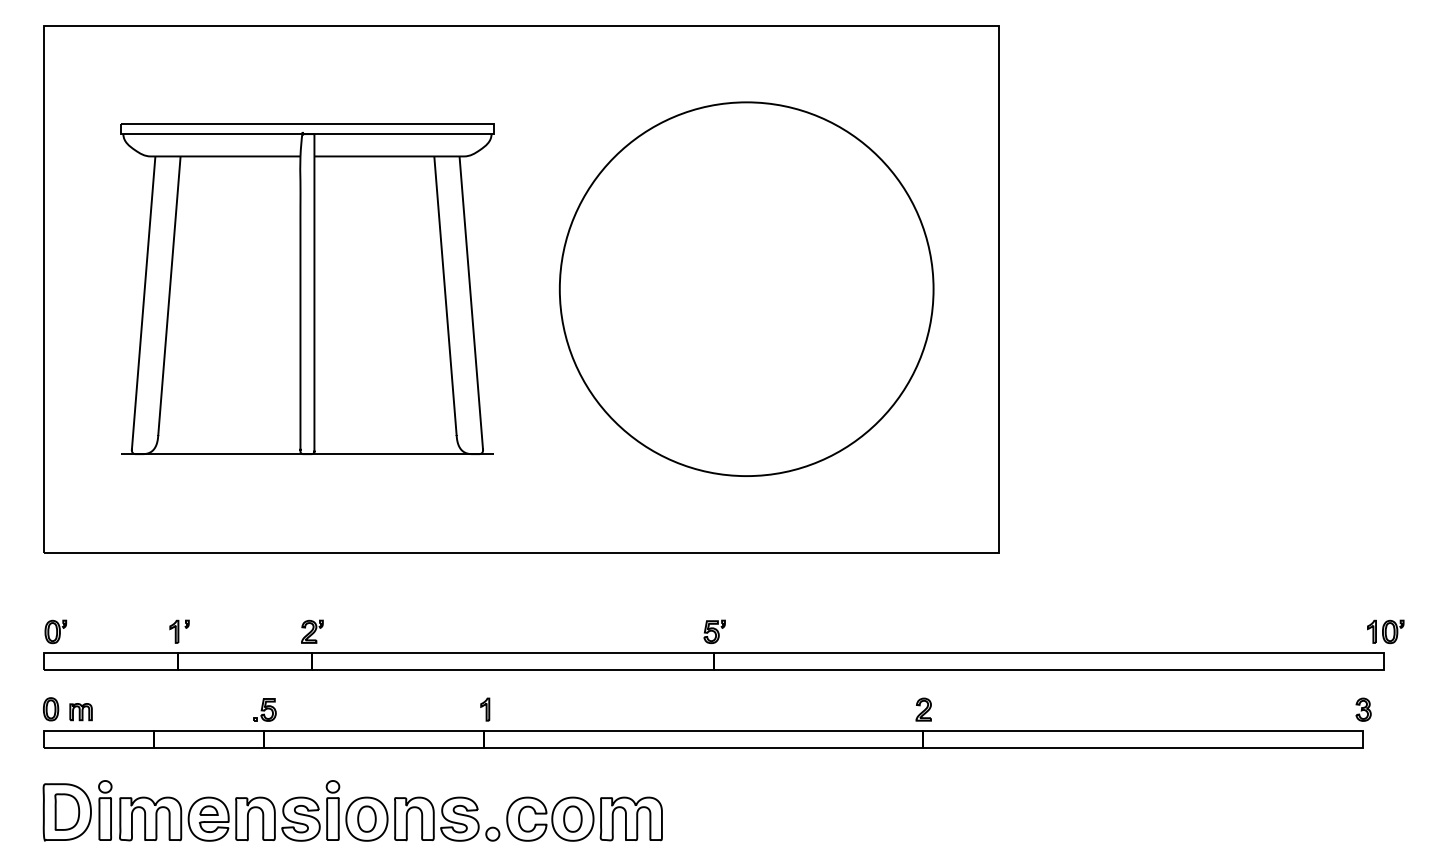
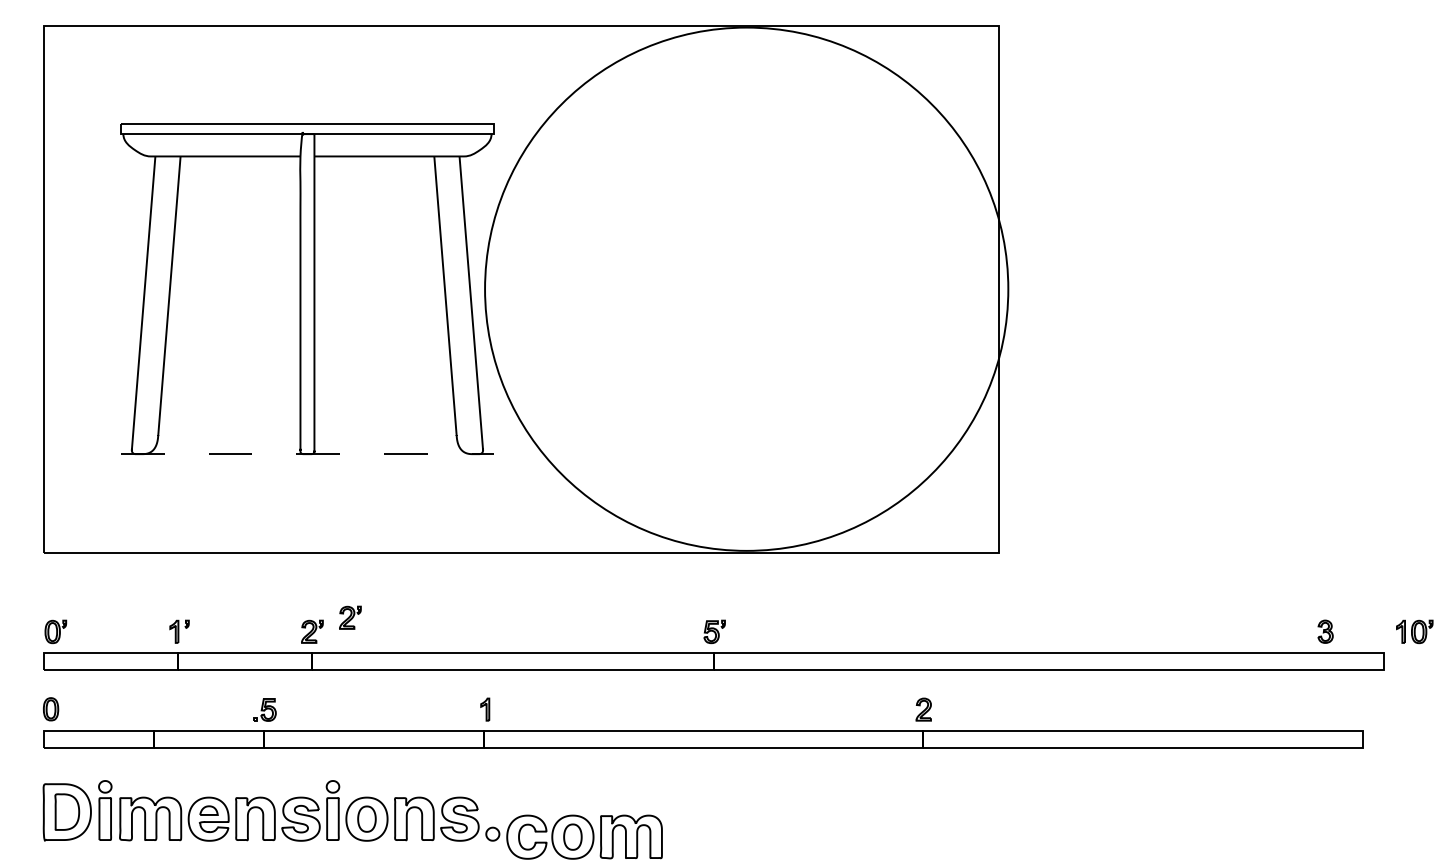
circle diameter: 374 px -> 523 px (746, 288)
line: solid -> dashed (307, 454)
part: none -> present (350, 617)
part position: (1385, 631) -> (1414, 631) (1414, 631)
part position: (1363, 709) -> (1325, 631) (1325, 631)
part: present -> none (80, 712)
part position: (584, 818) -> (584, 836) (584, 836)
